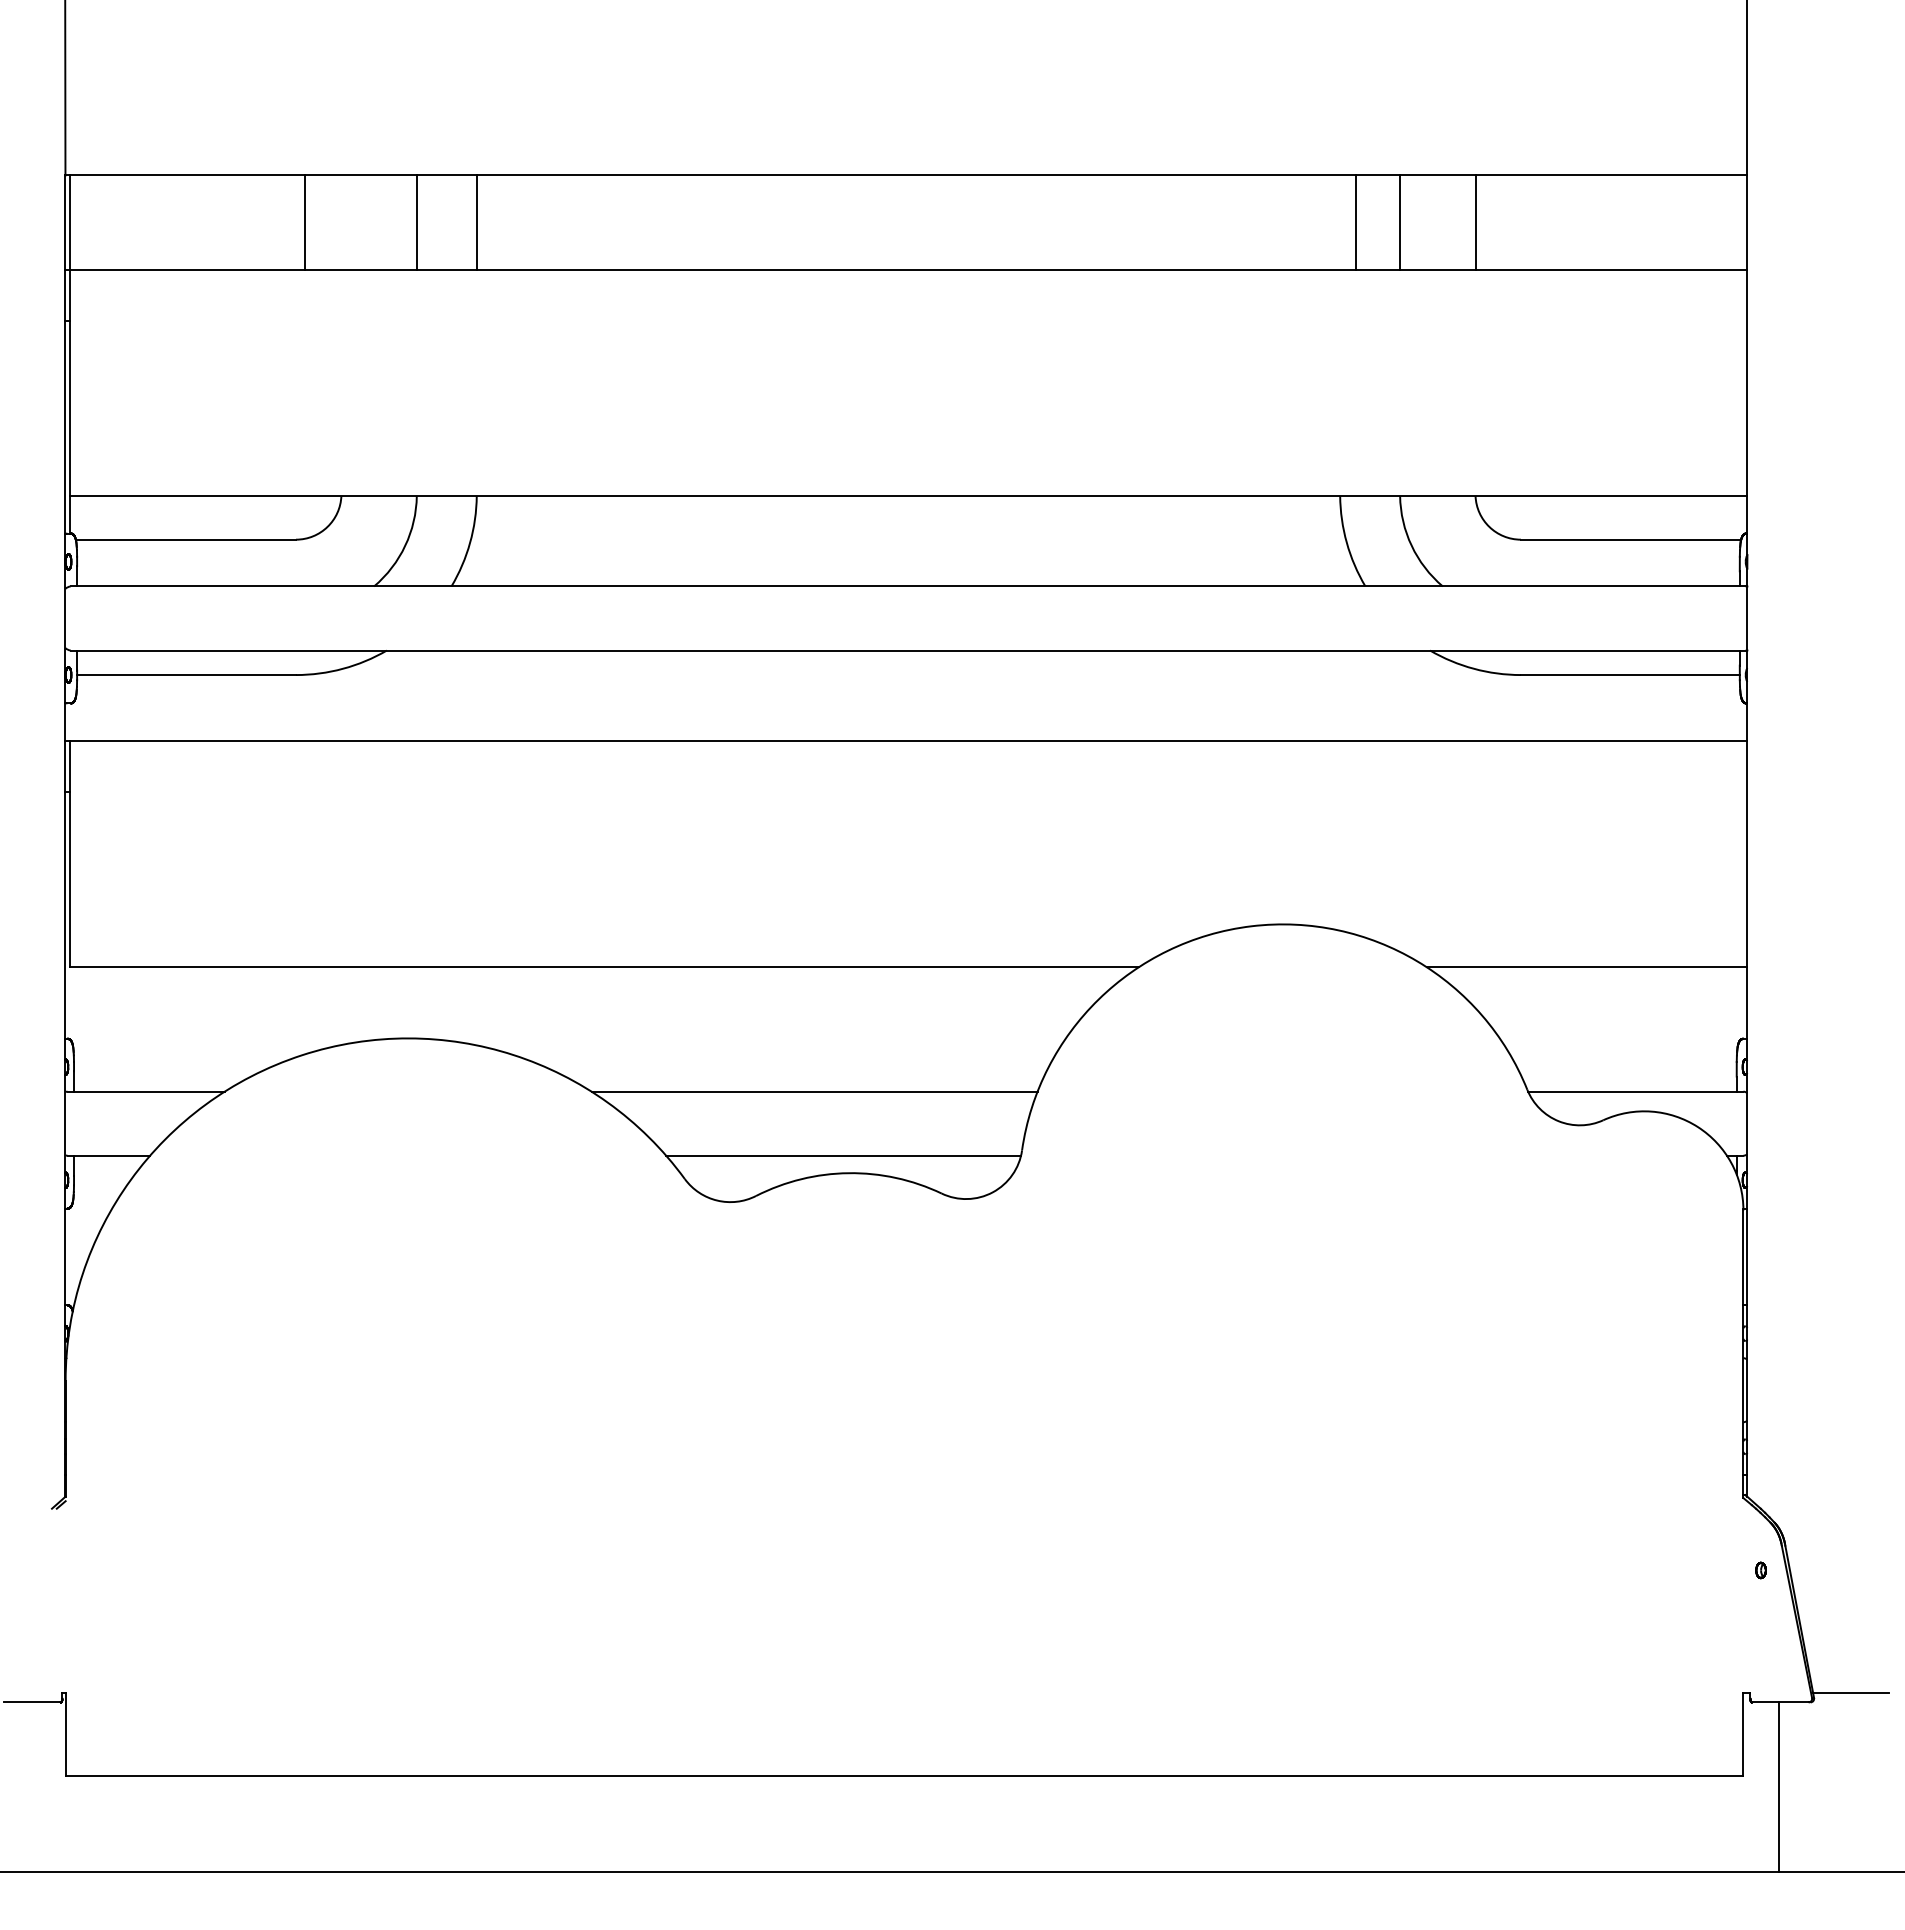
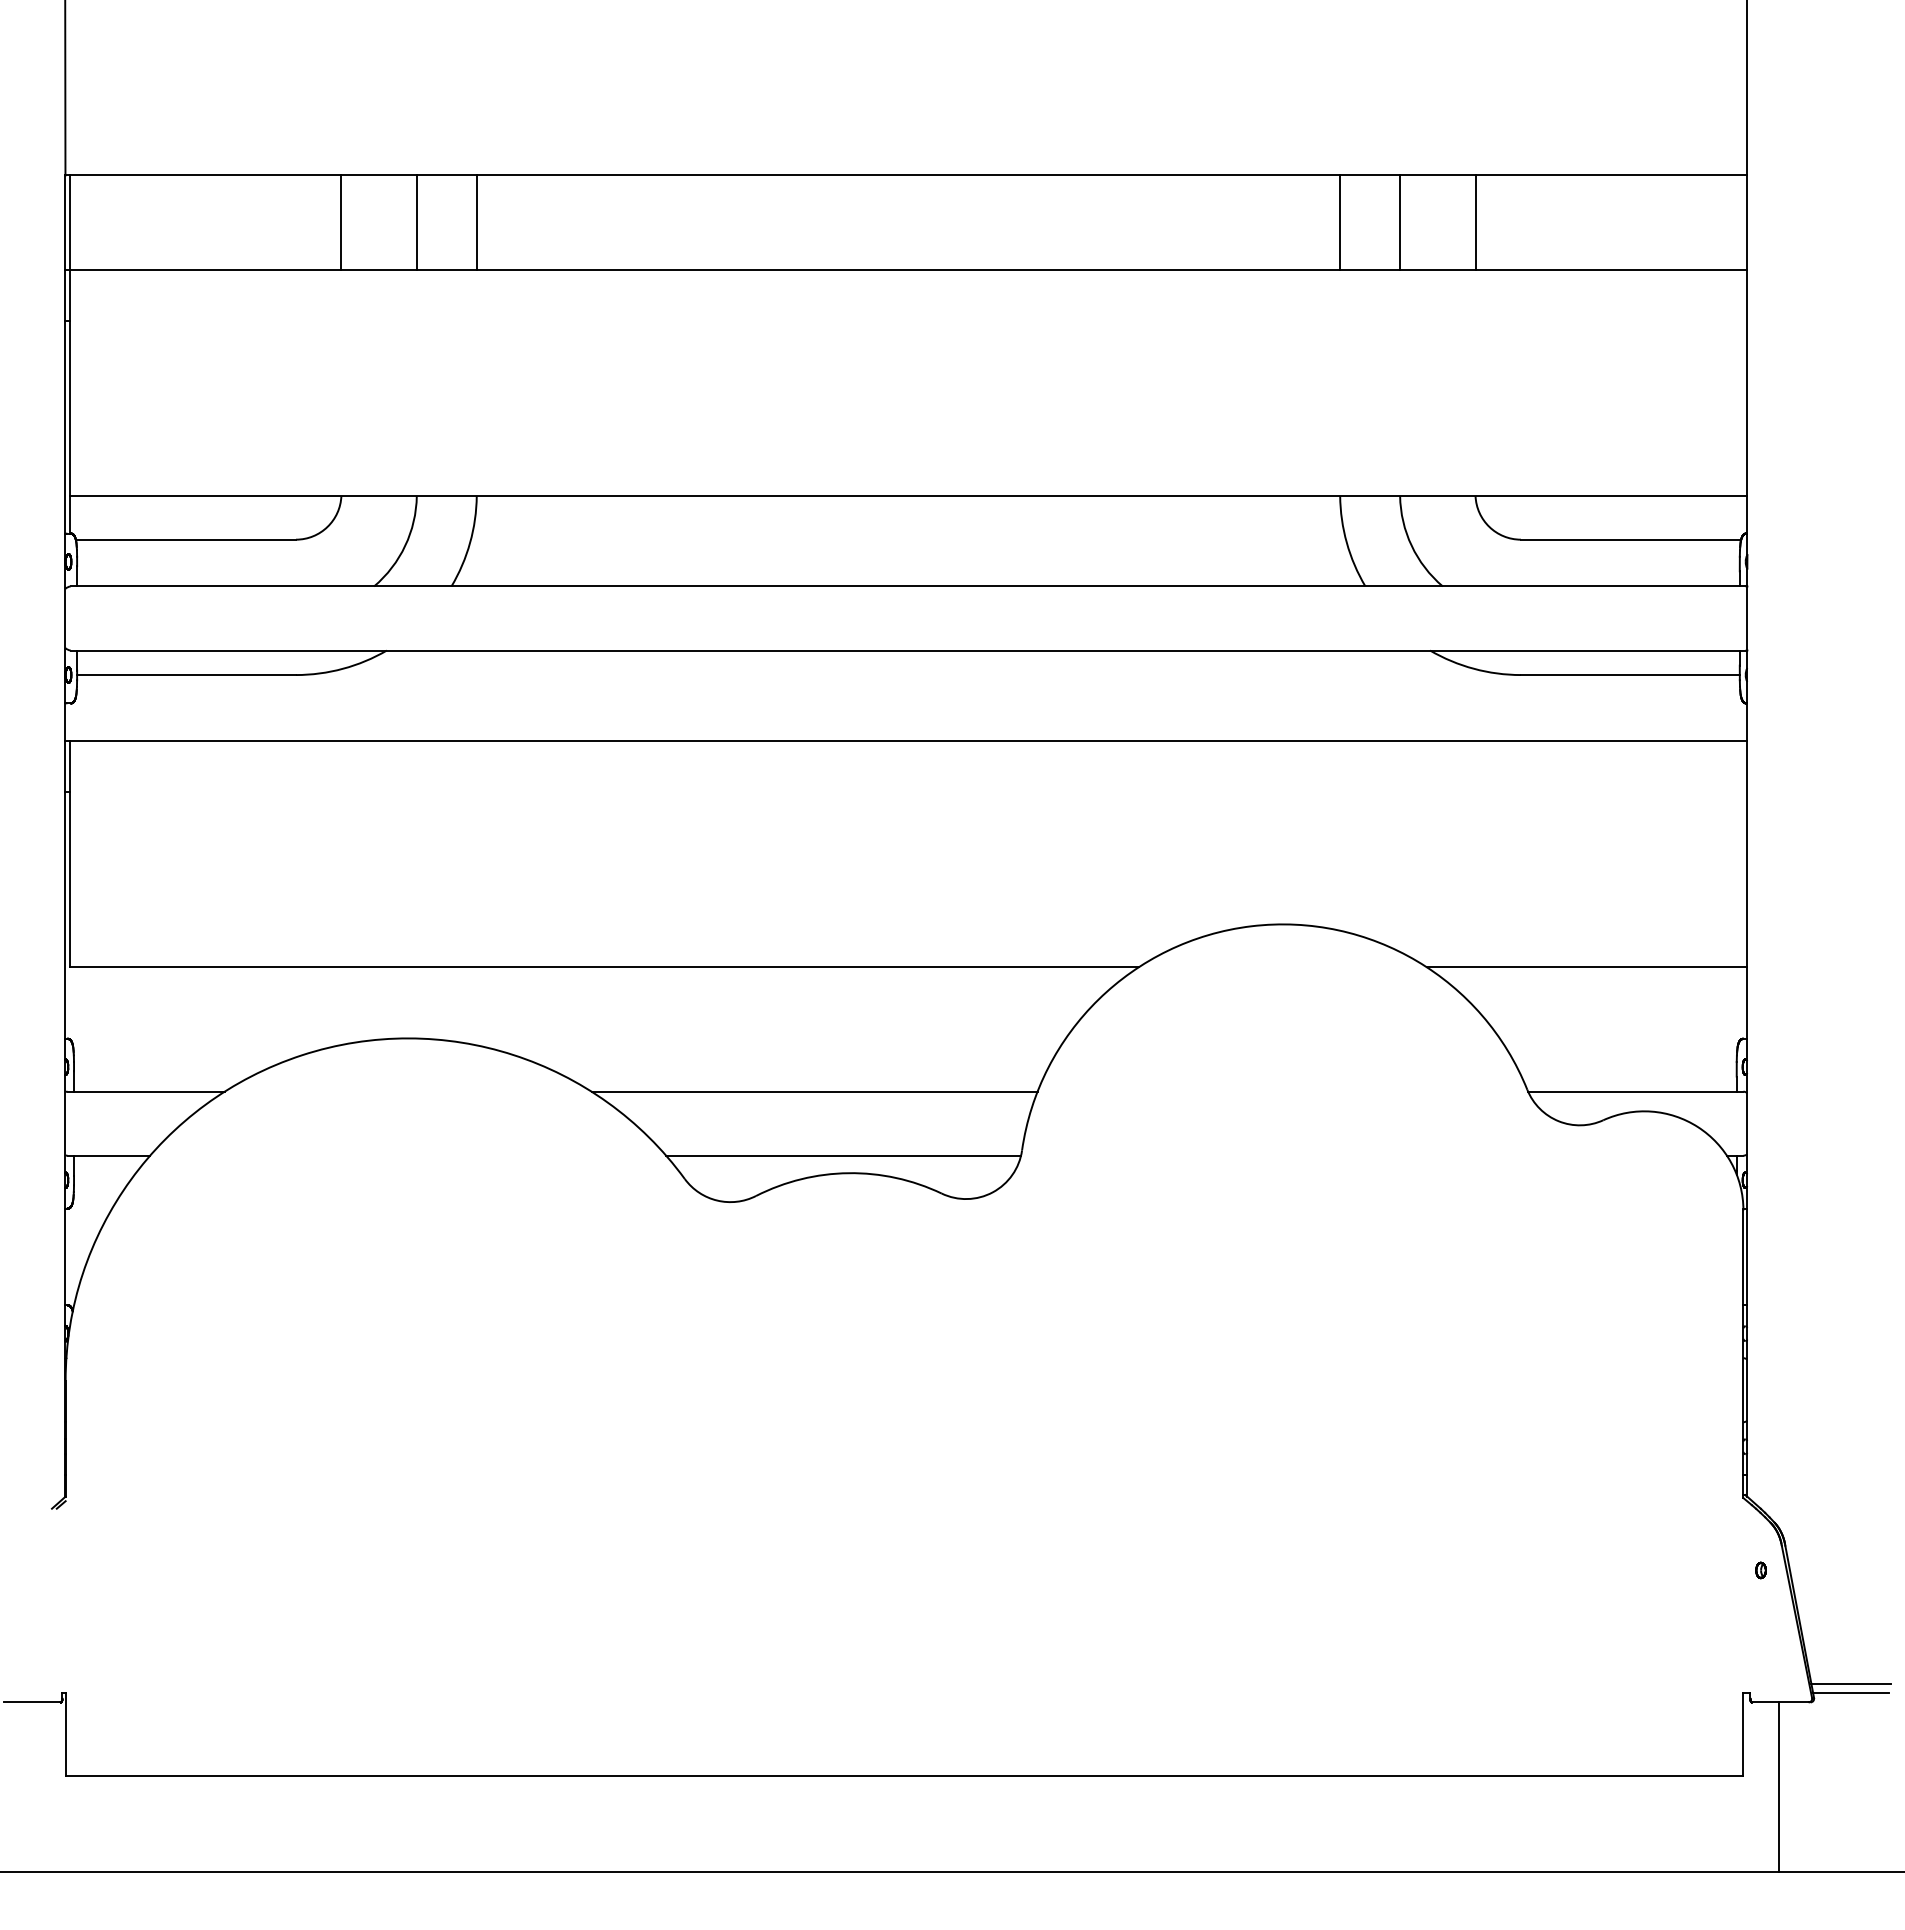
line position: (305, 222) -> (341, 222) (341, 222)
line position: (1356, 222) -> (1340, 222) (1340, 222)
line: none -> present (1850, 1683)
